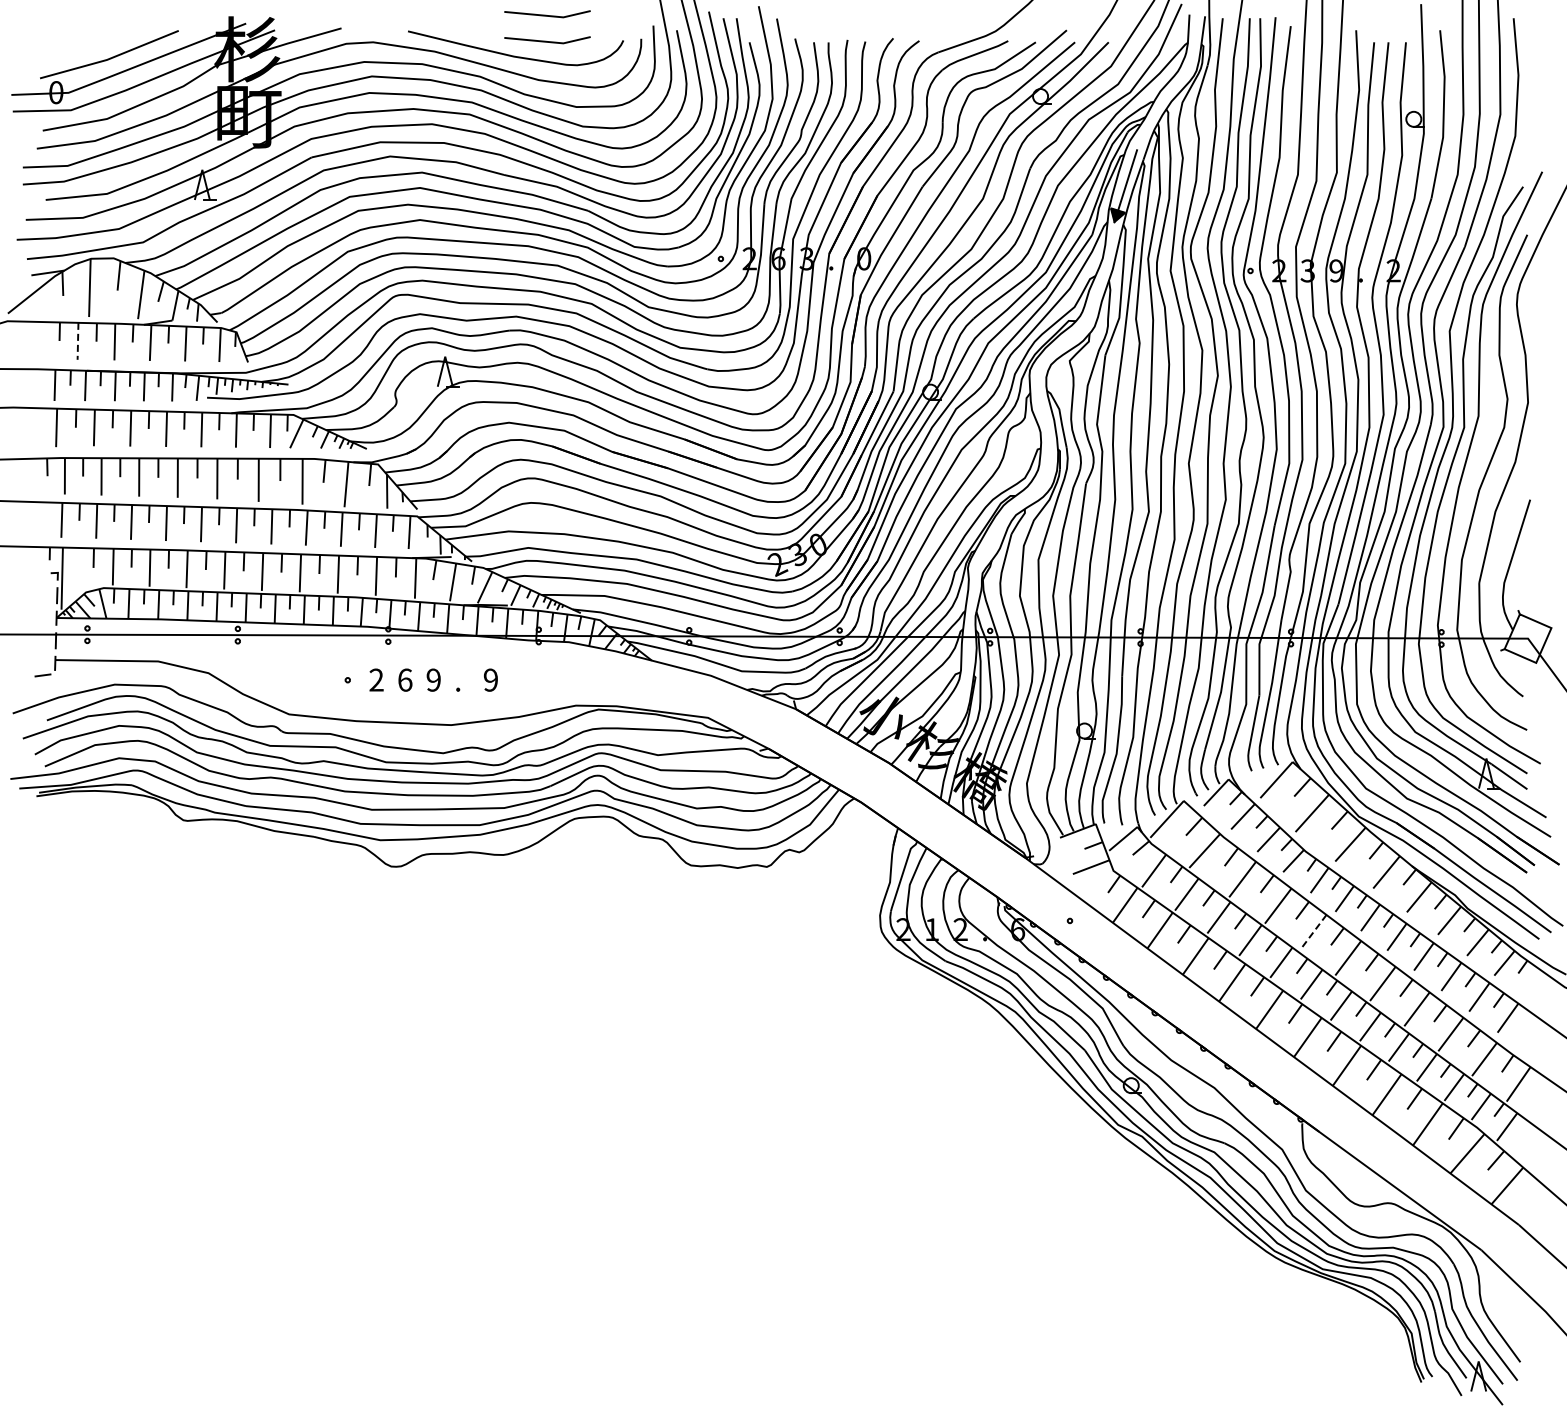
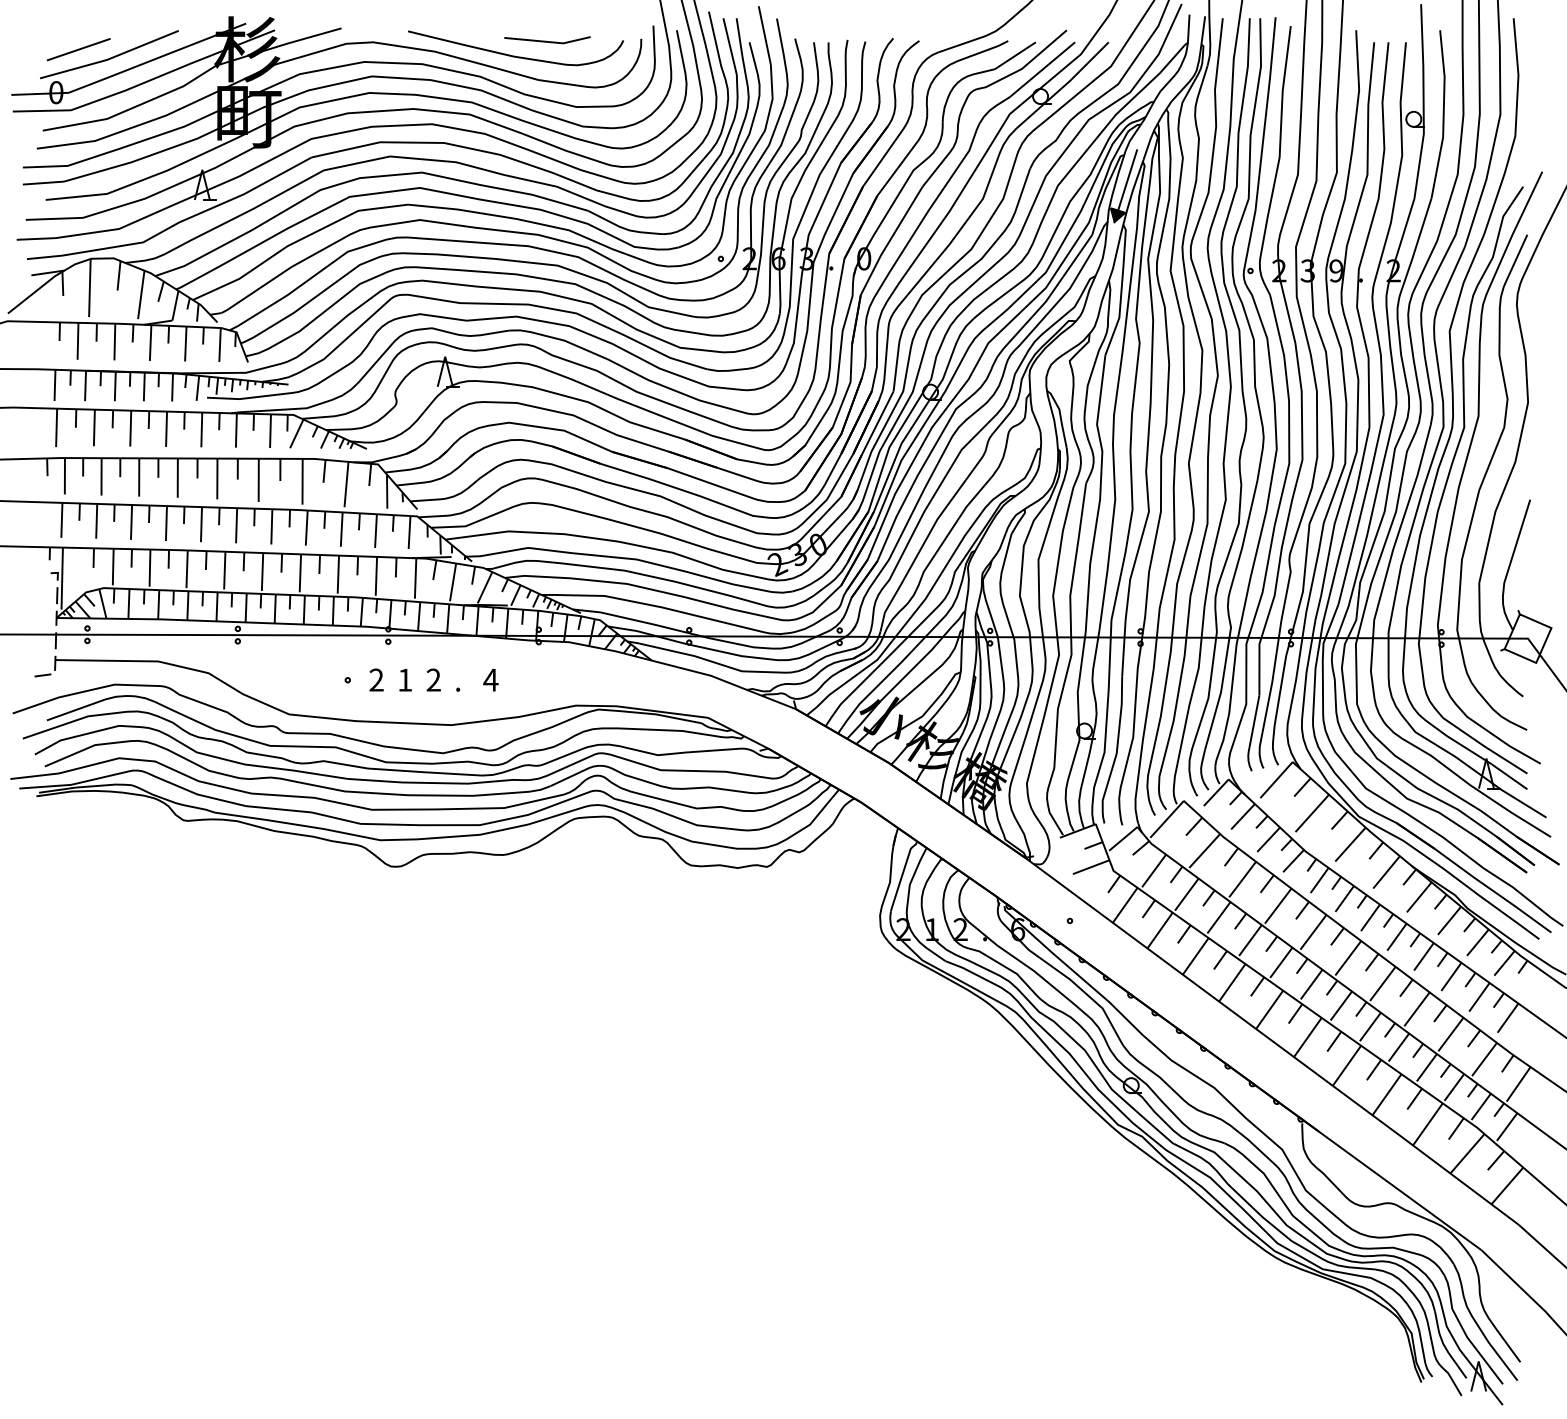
line: present -> none (546, 14)
line: none -> present (78, 49)
line: dashed -> solid (78, 341)
text: 6 -> 1 (405, 679)
text: 9 -> 4 (490, 679)
text: 9 -> 2 (433, 680)
line: dashed -> solid (1313, 932)
